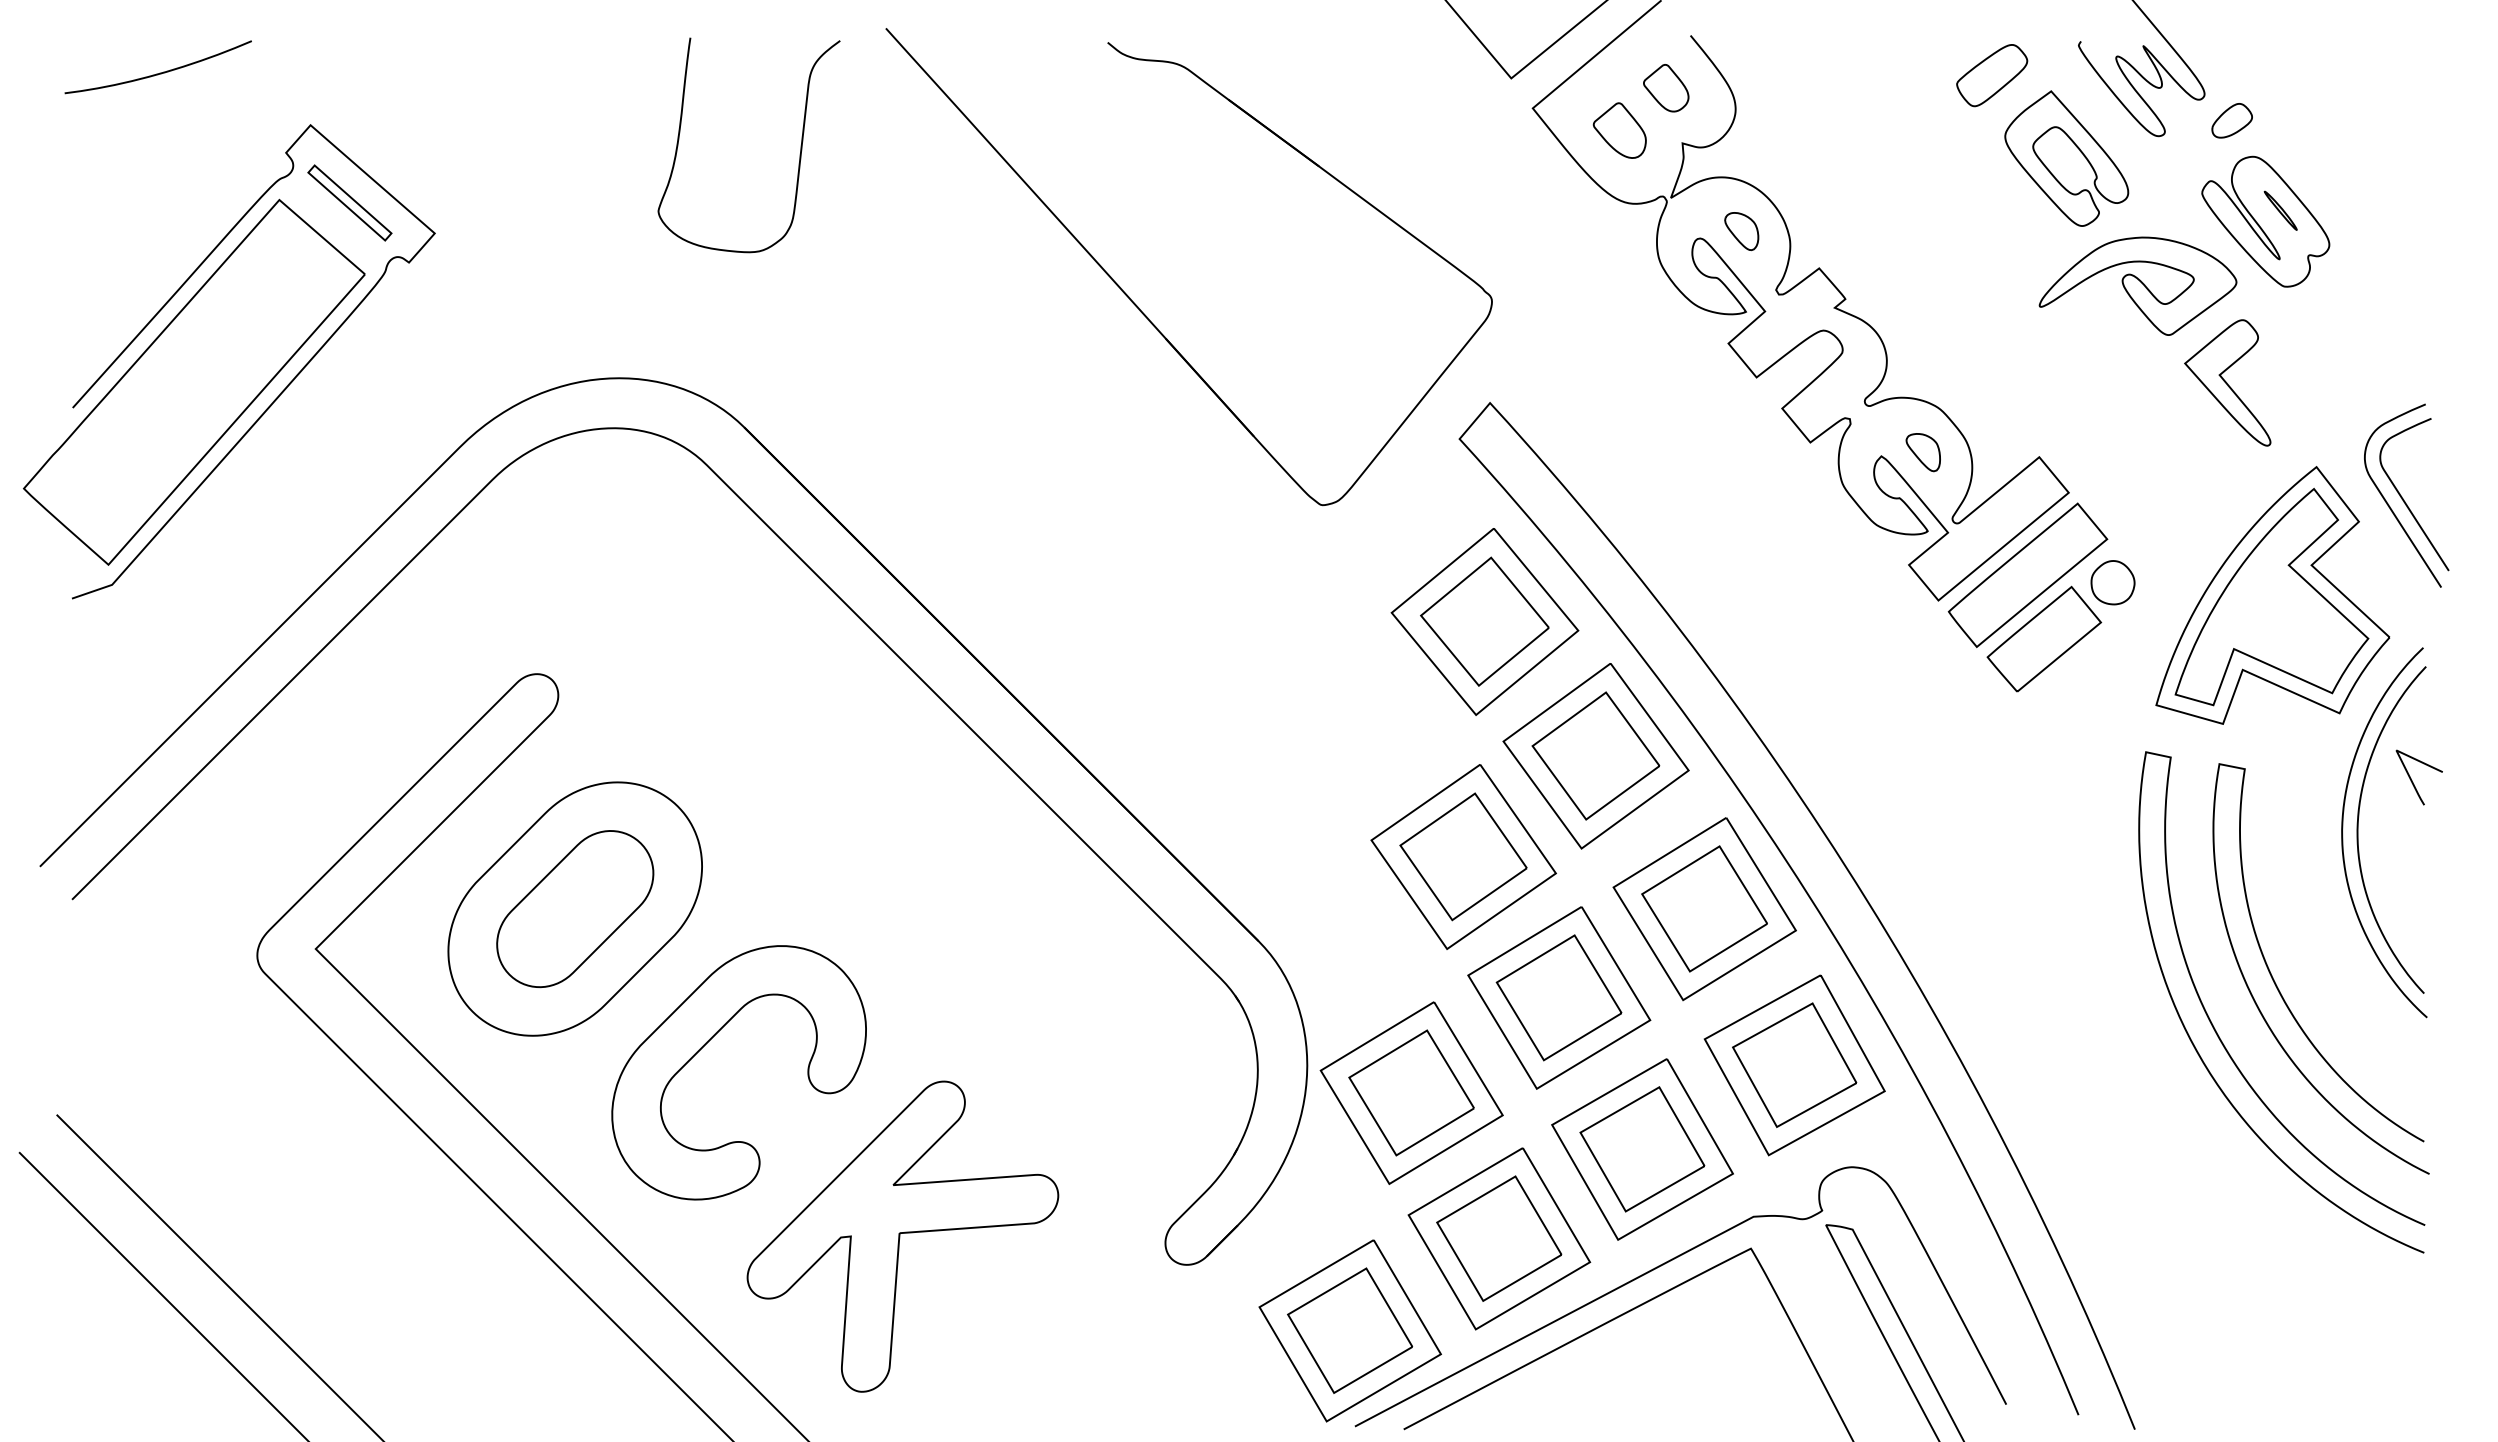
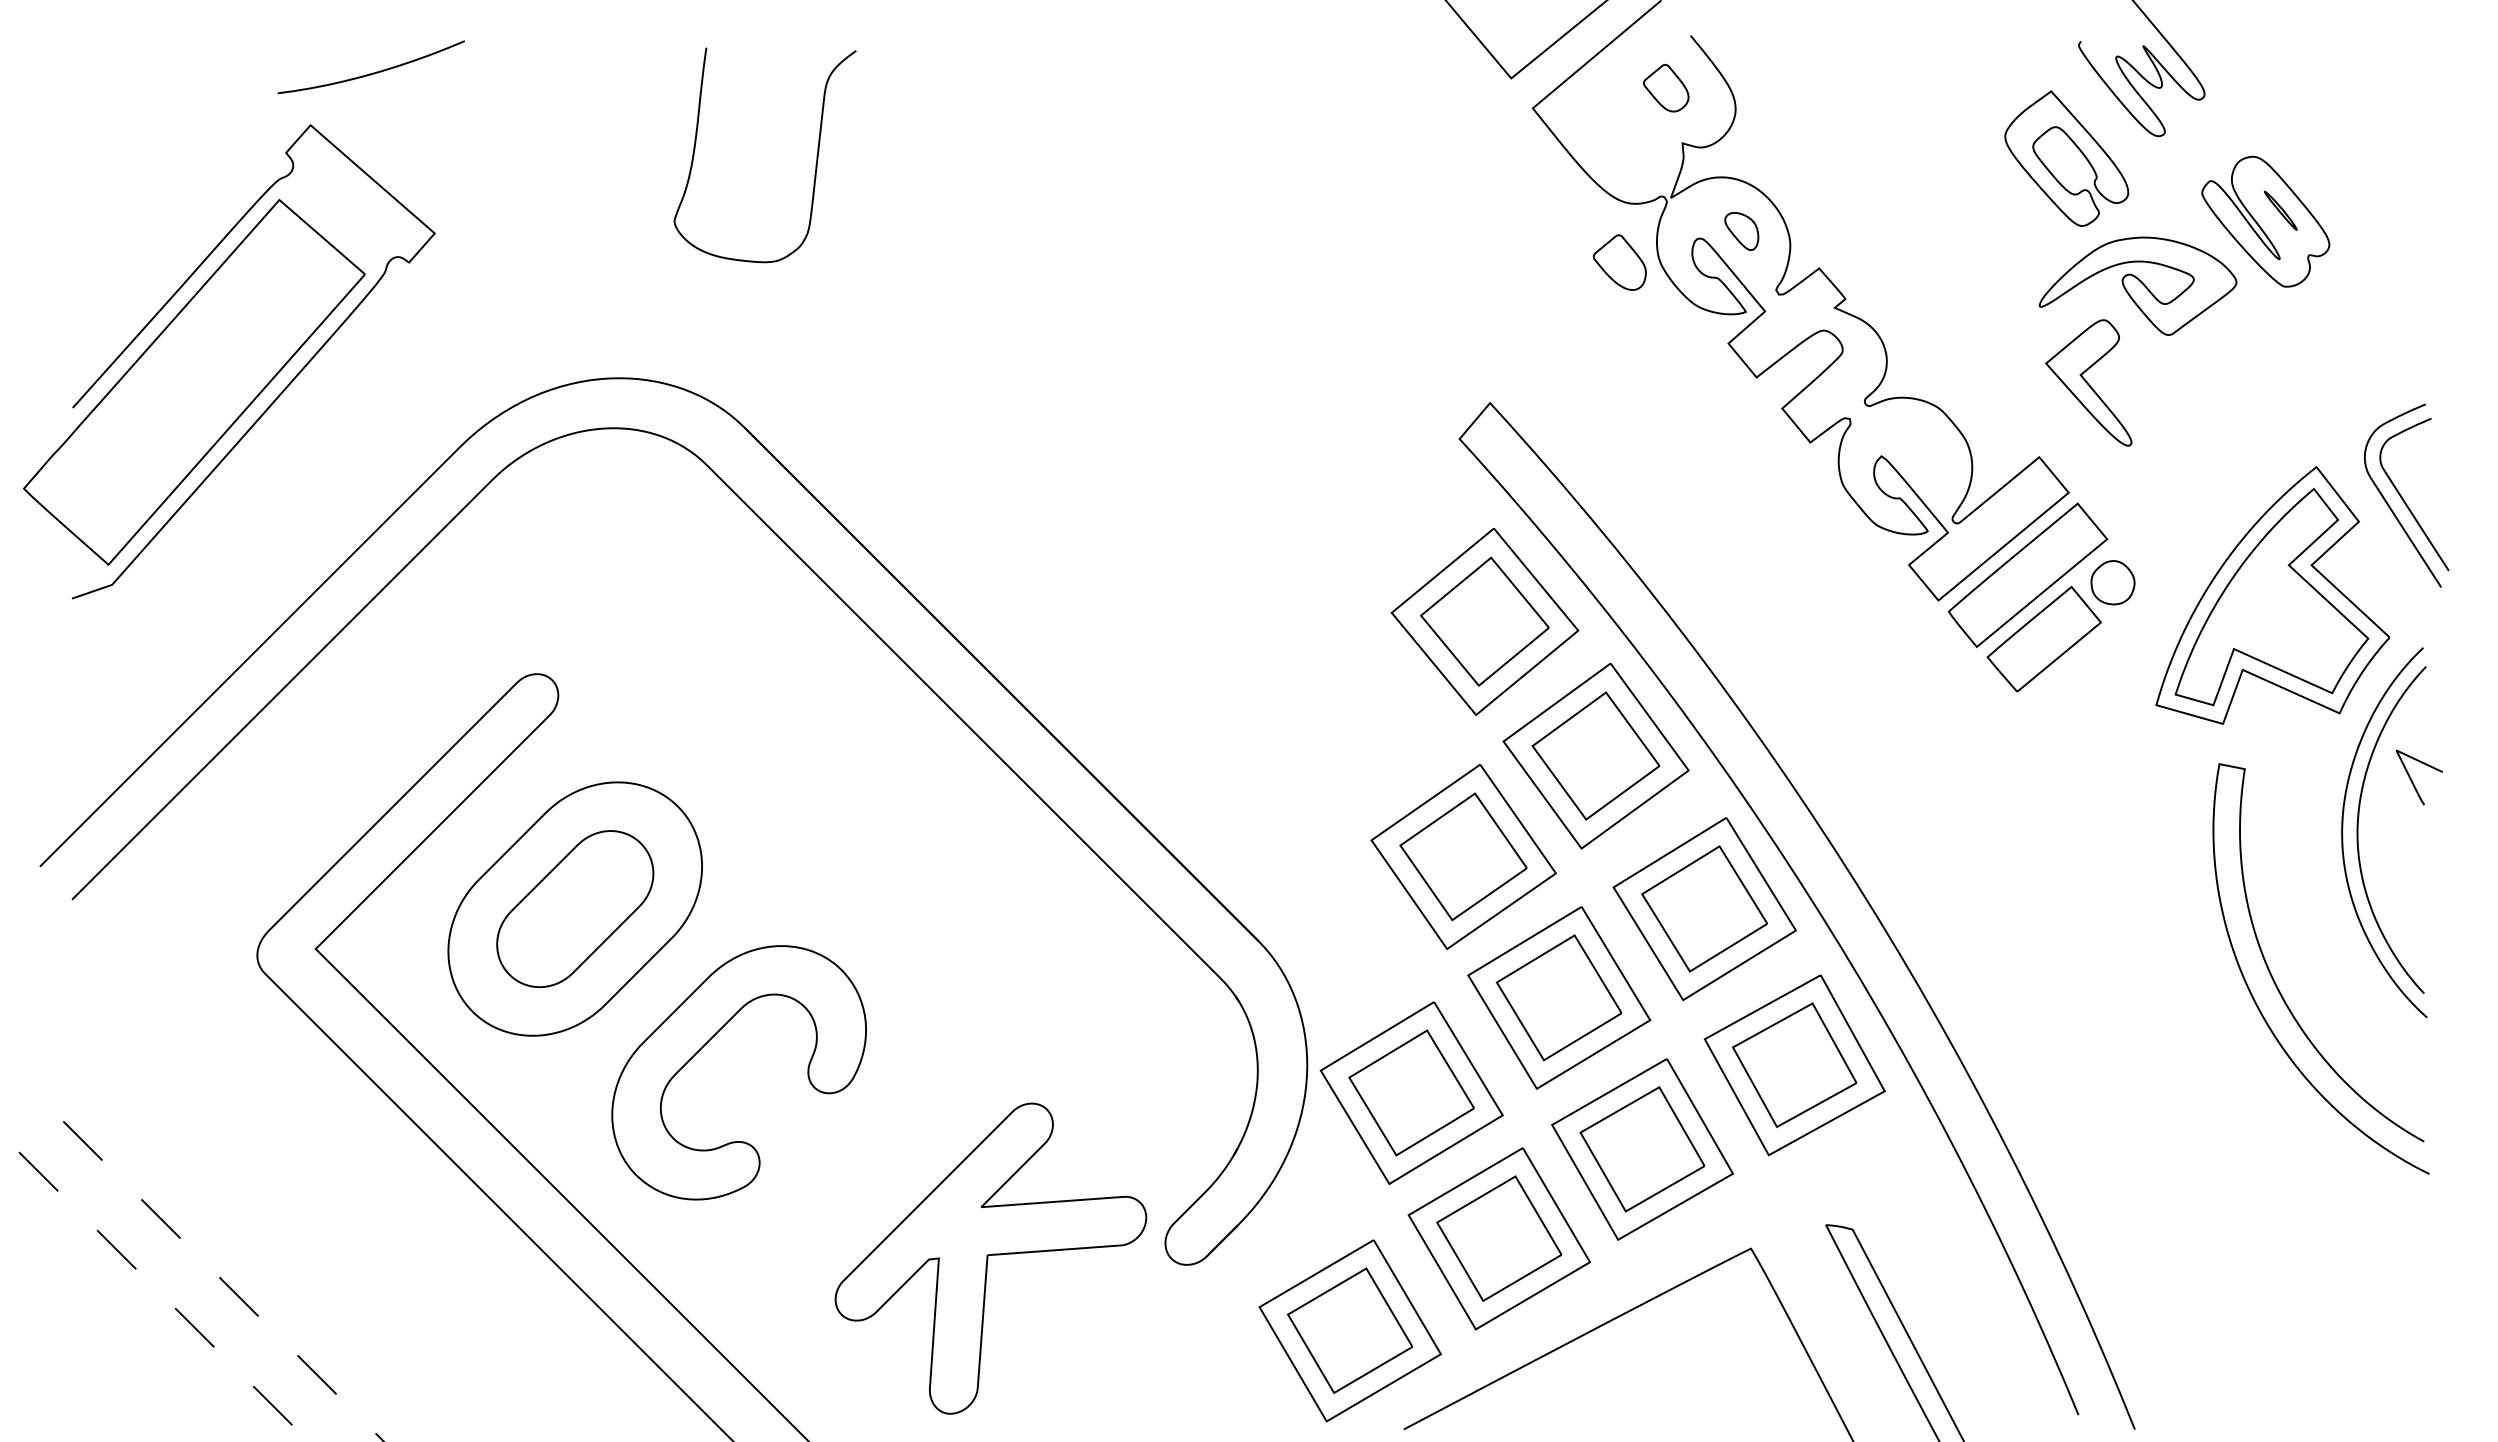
curve position: (159, 72) -> (372, 72) (372, 72)
part: present -> none (1992, 75)
part: present -> none (2231, 120)
part position: (1619, 130) -> (1619, 262) (1619, 262)
curve position: (799, 154) -> (815, 164) (815, 164)
part: present -> none (349, 202)
part: present -> none (1138, 306)
part position: (2227, 382) -> (2088, 382) (2088, 382)
part: present -> none (1922, 452)
curve: present -> none (2221, 1039)
part position: (902, 1236) -> (990, 1258) (990, 1258)
curve: present -> none (1665, 1264)
line: solid -> dashed (220, 1277)
line: solid -> dashed (164, 1297)
